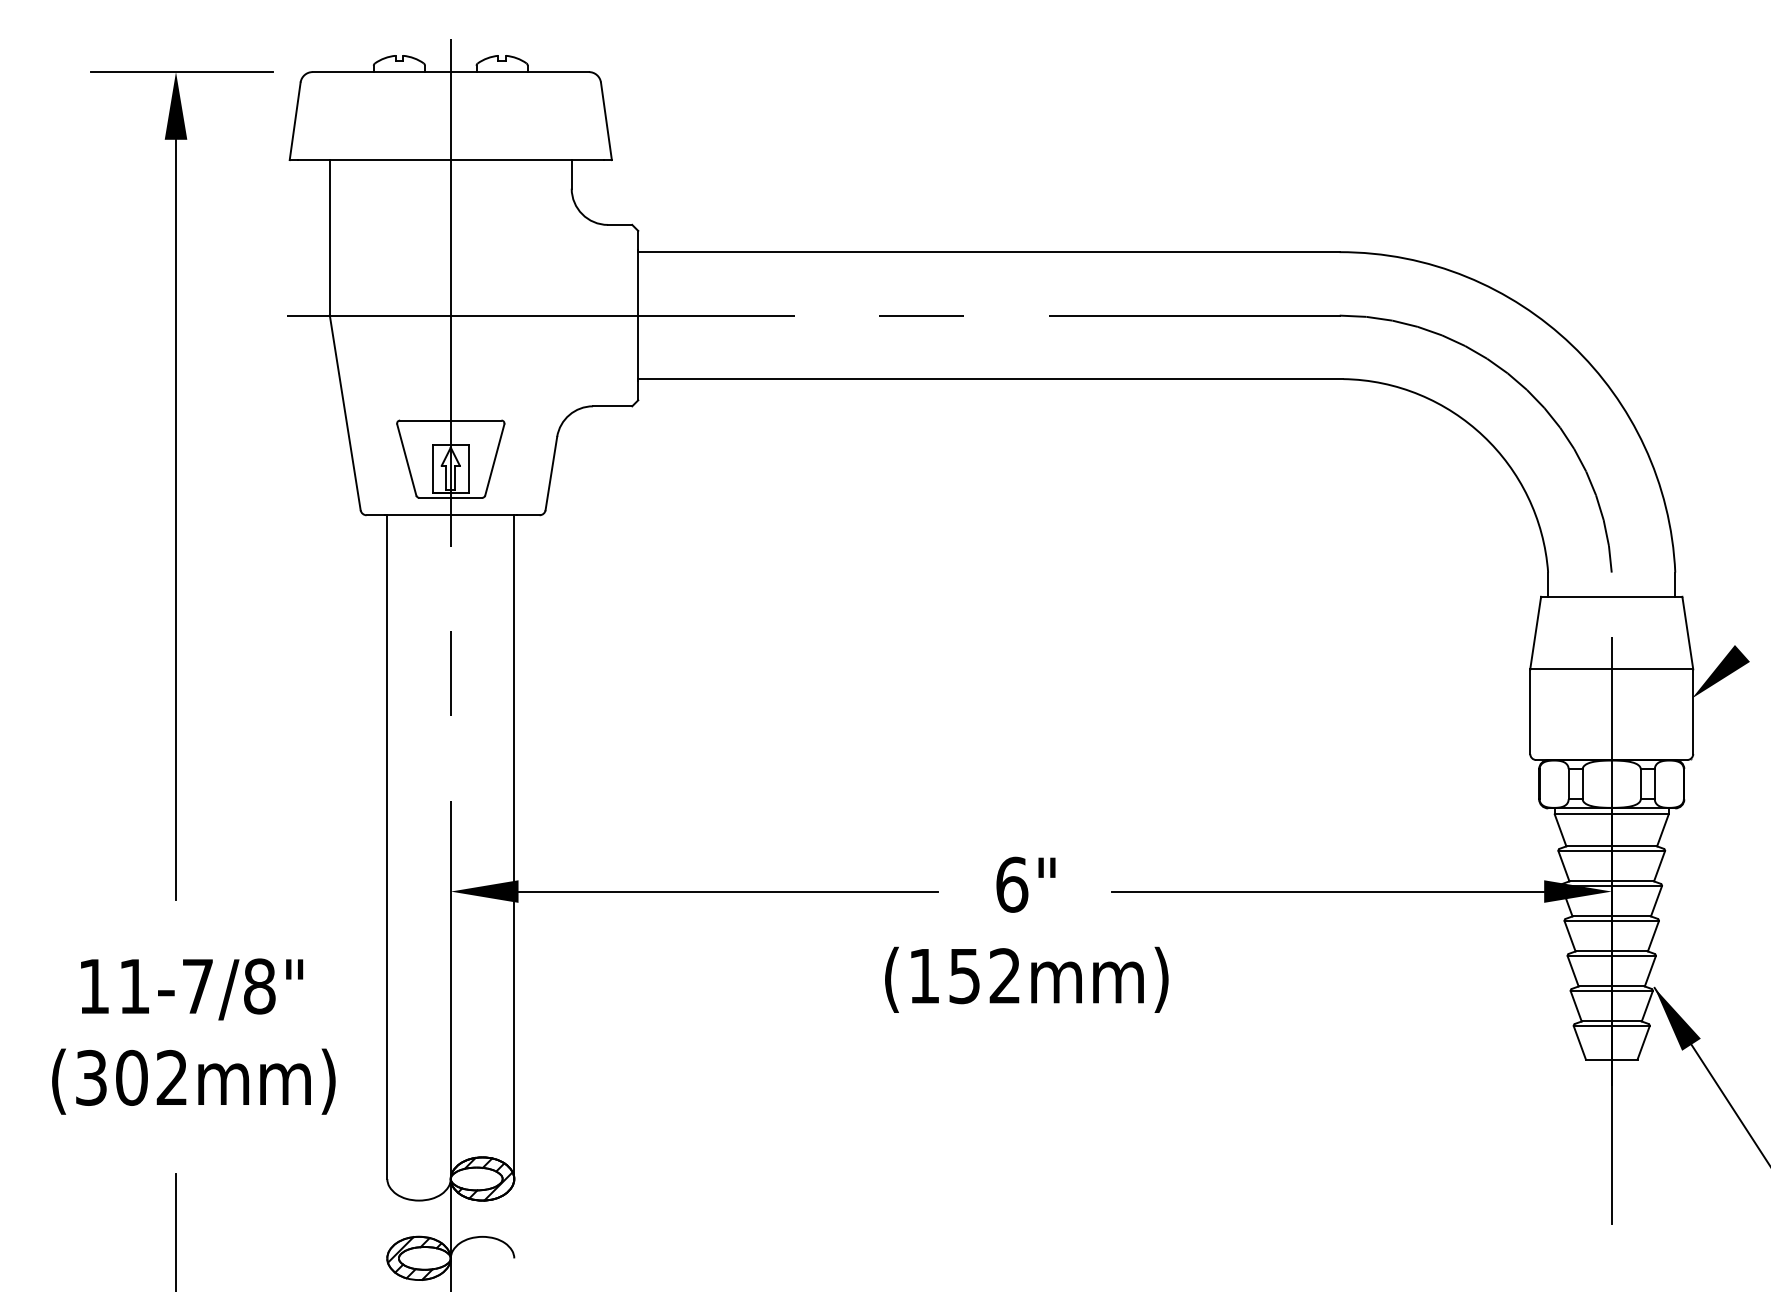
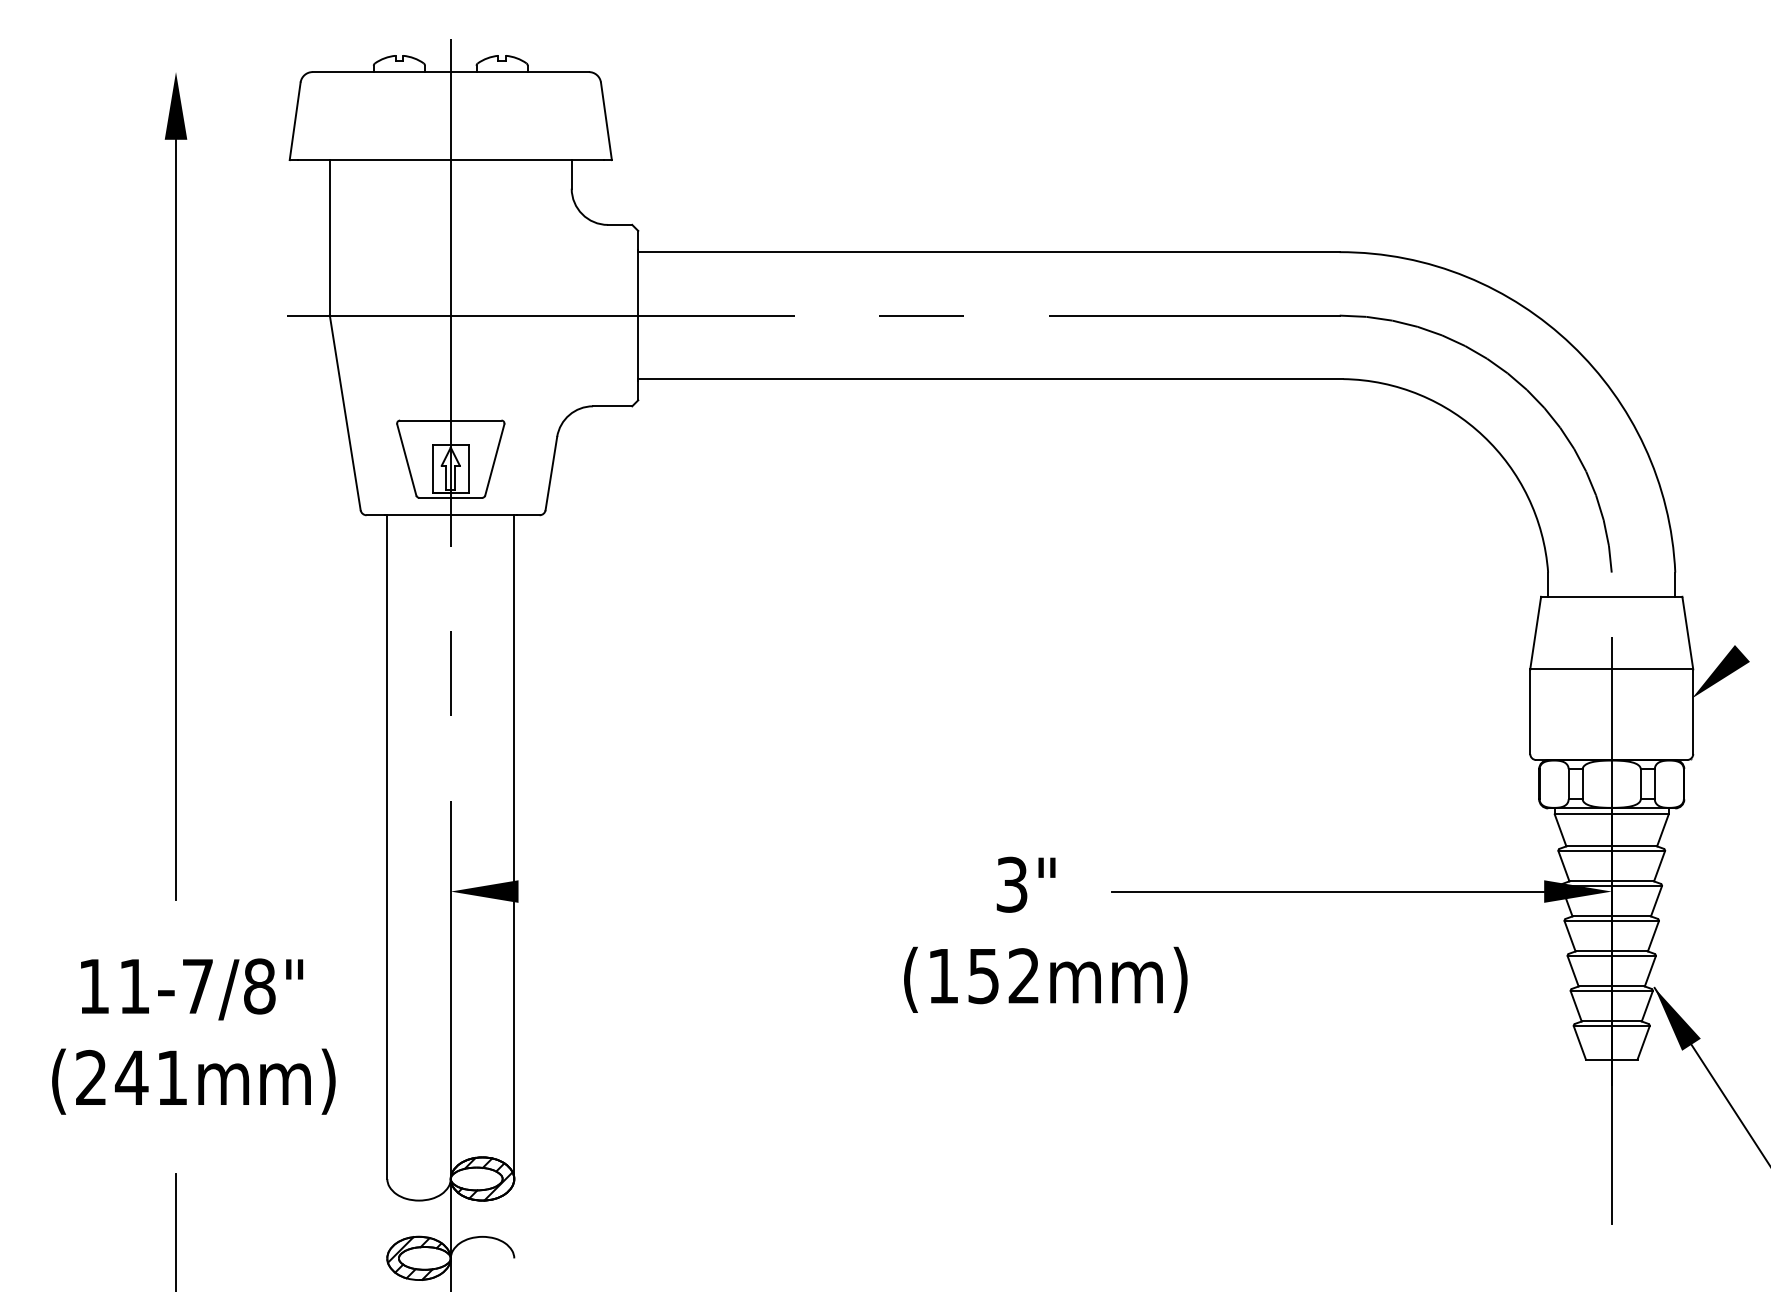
line: present -> none (181, 72)
text: 6" -> 3" (1012, 884)
line: present -> none (727, 891)
text position: (1026, 979) -> (1045, 979) (1045, 979)
text: (302mm) -> (241mm) (131, 1077)
